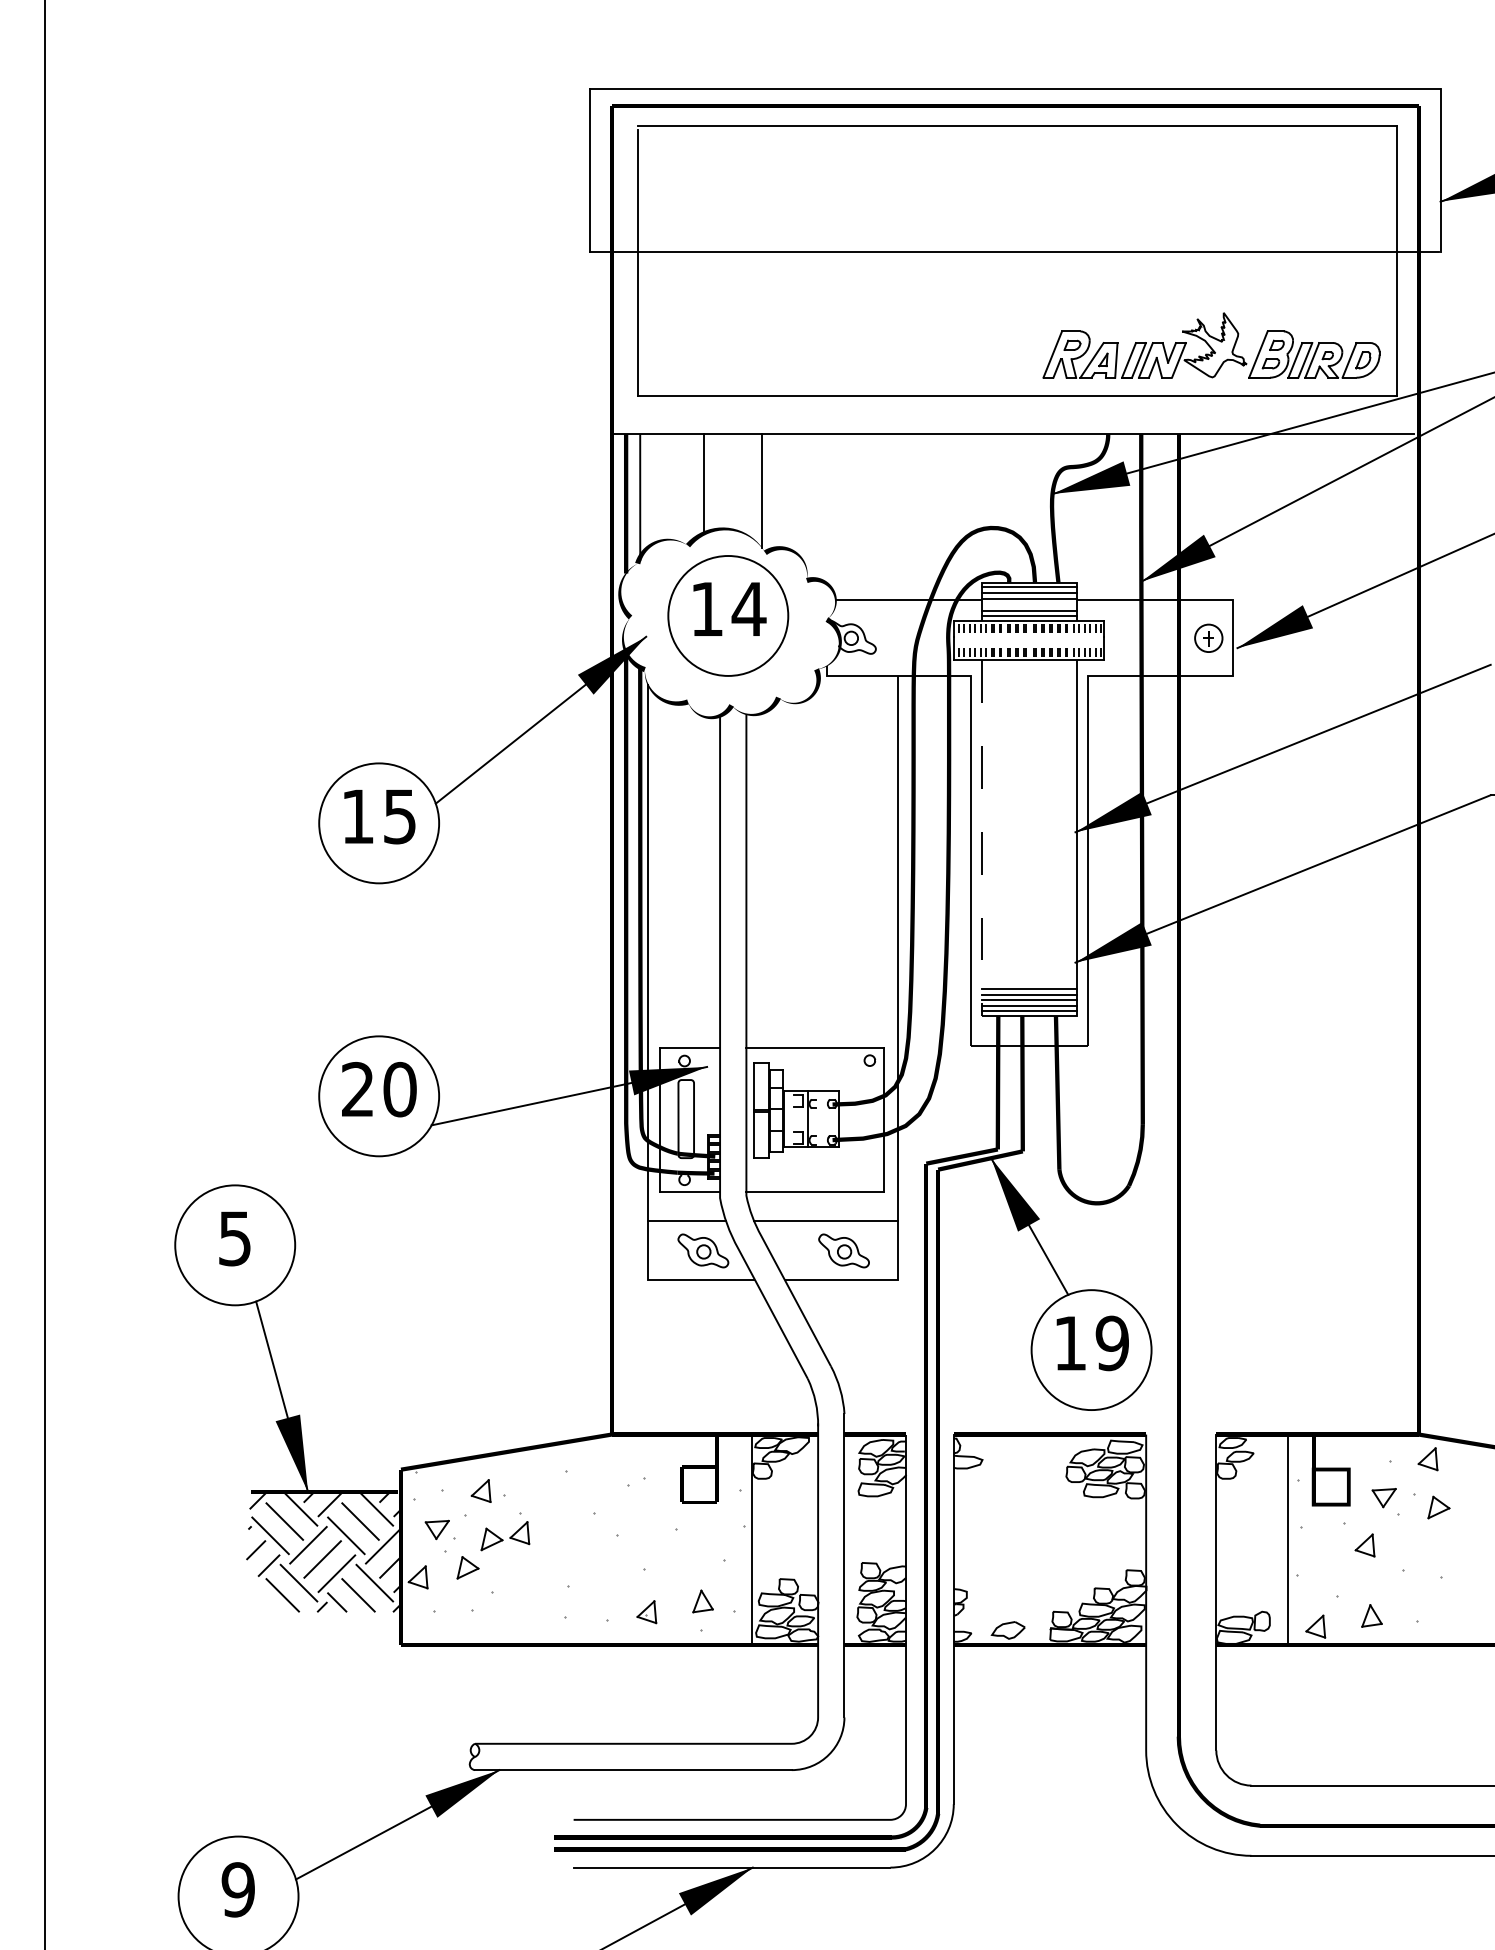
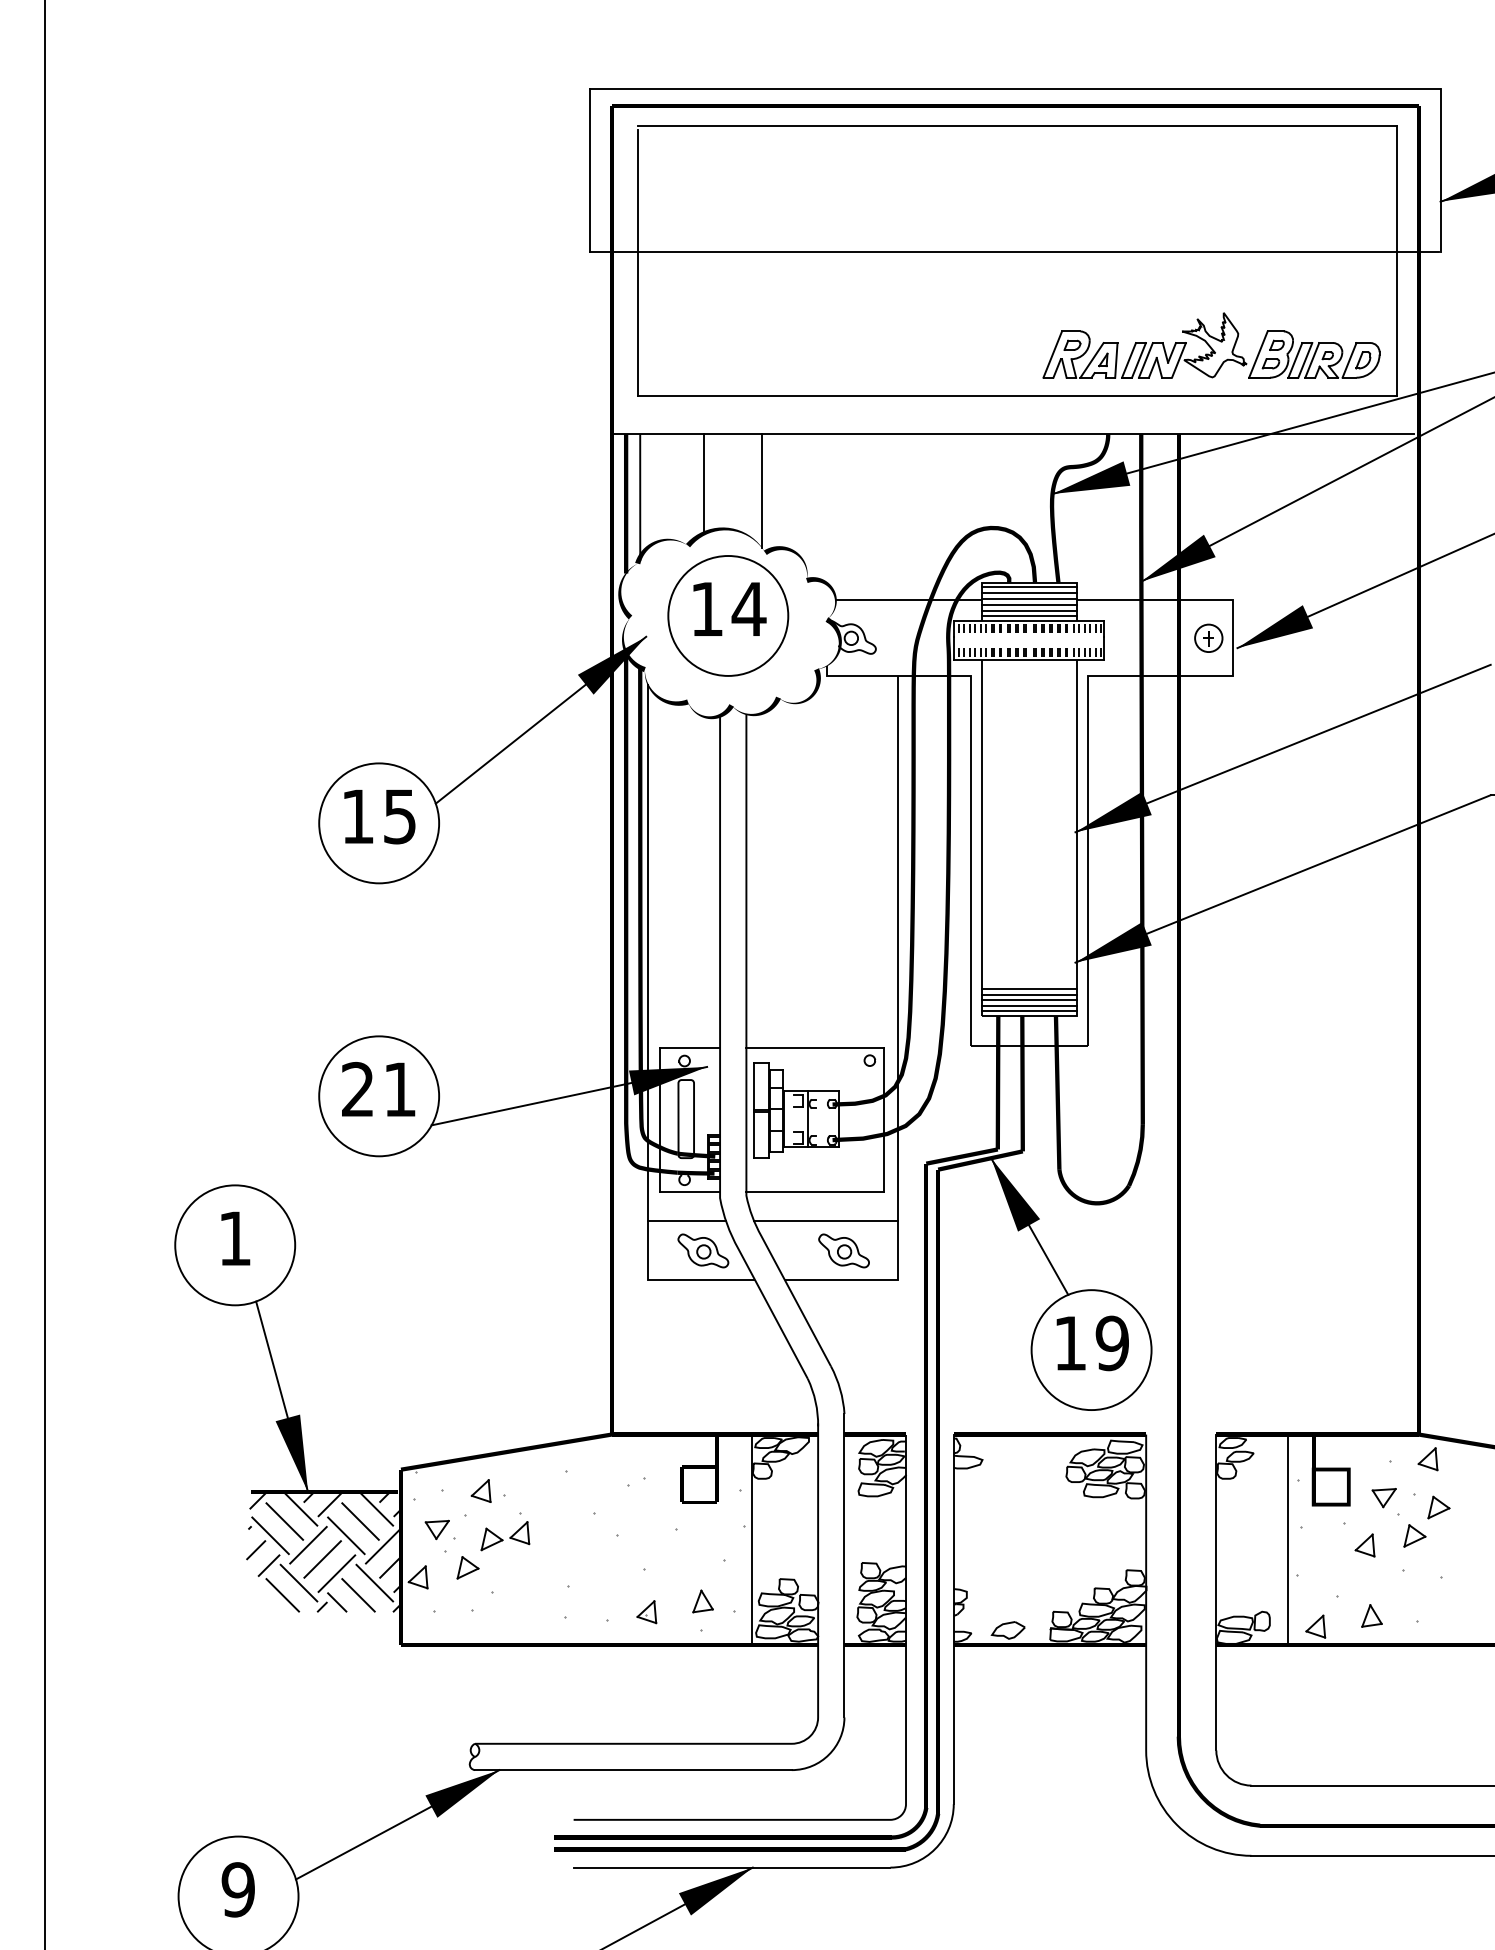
line: none -> present (1029, 604)
line: dashed -> solid (982, 838)
text: 20 -> 21 (399, 1089)
text: 5 -> 1 (234, 1238)
part: none -> present (1414, 1535)
